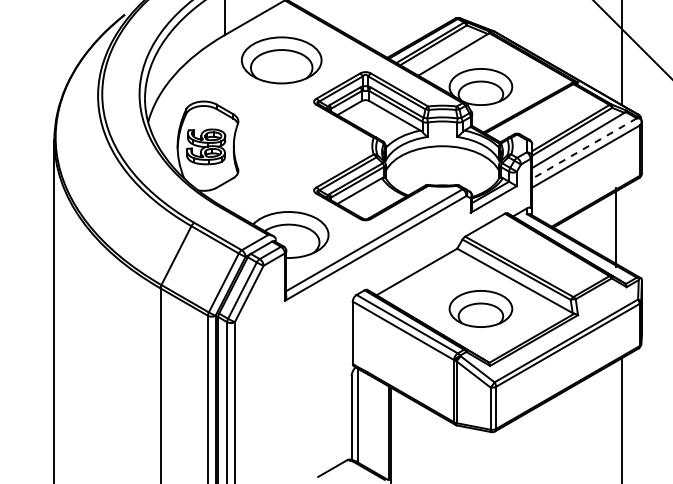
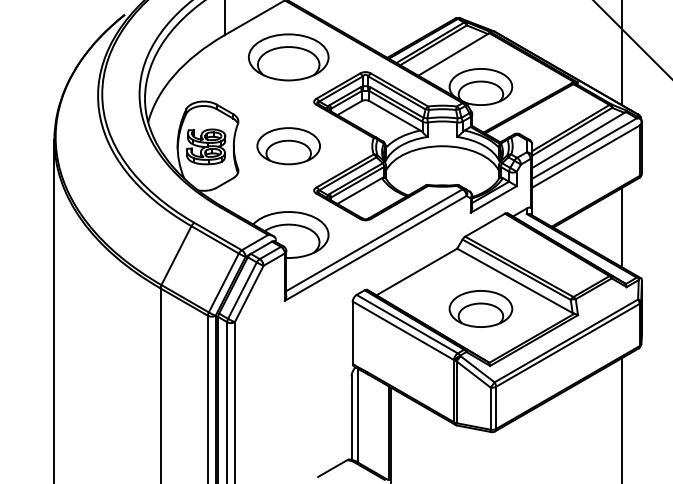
part position: (281, 60) -> (288, 57) (288, 57)
part: none -> present (288, 146)
line: dashed -> solid (584, 148)
line position: (615, 227) -> (621, 227) (621, 227)
